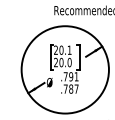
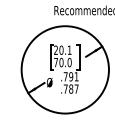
text: 20.0 -> 70.0 (55, 62)
